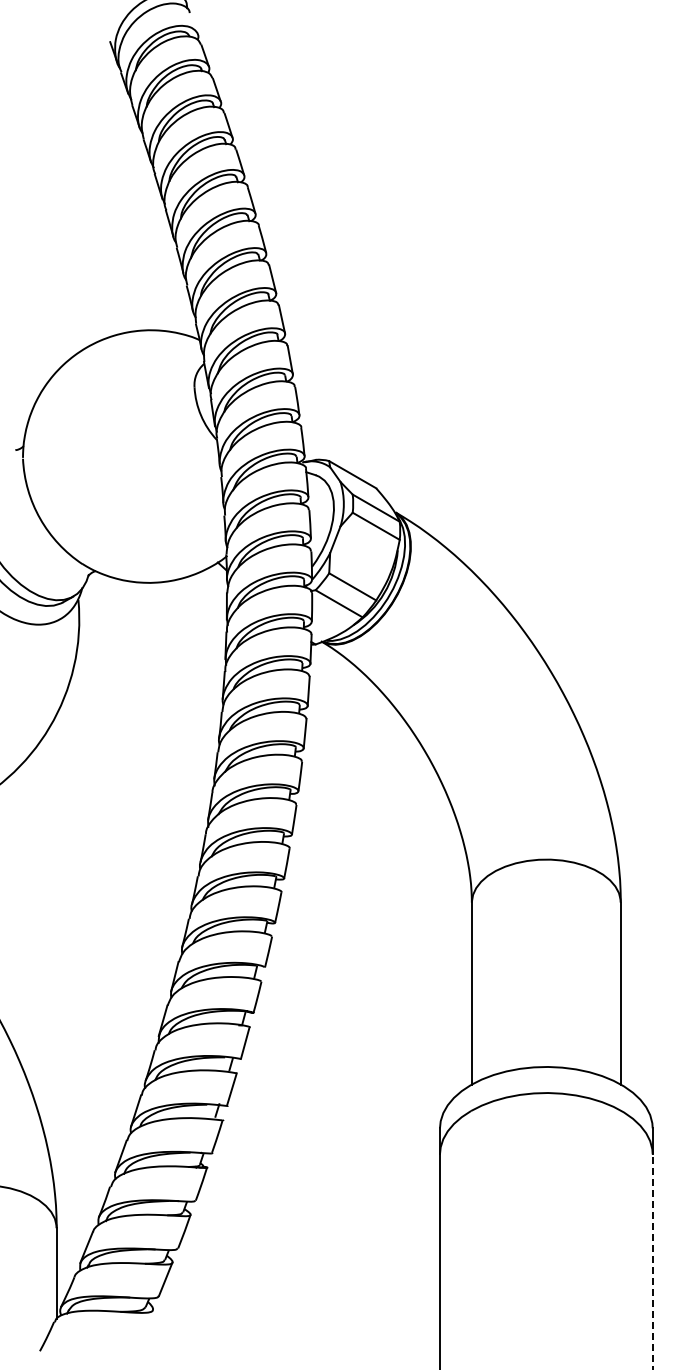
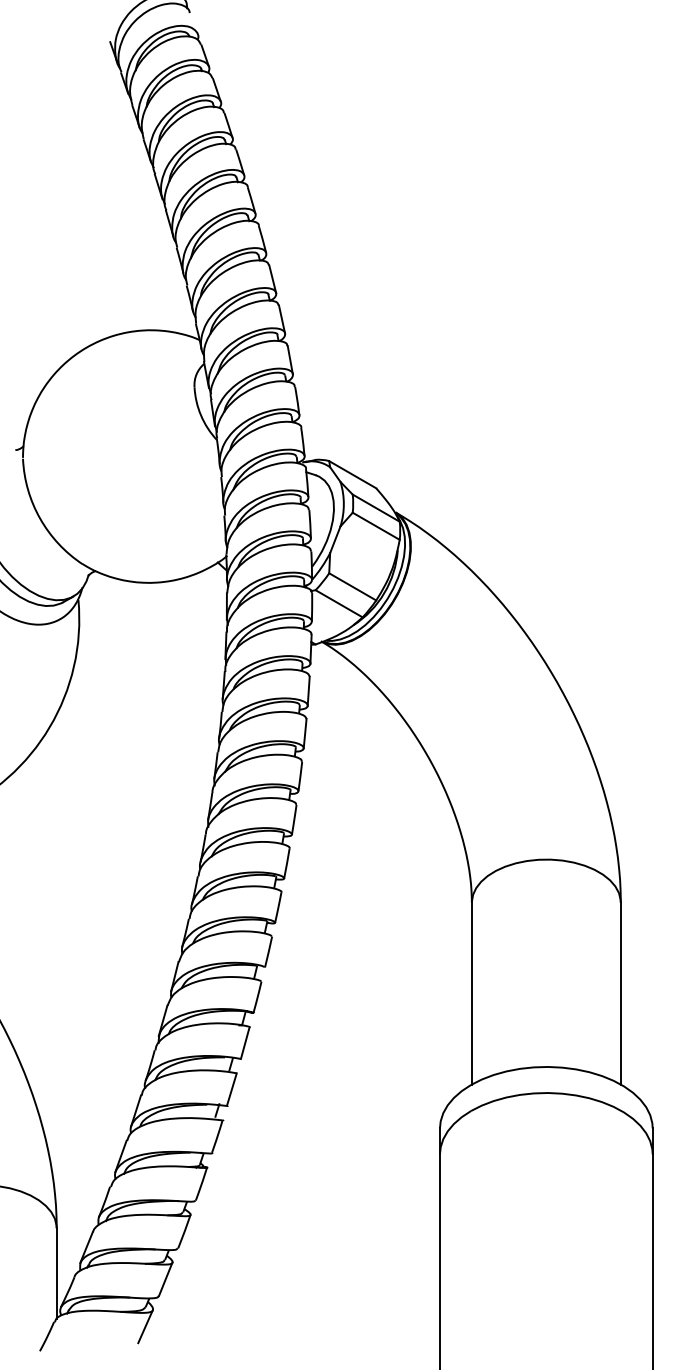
line: dashed -> solid (652, 1261)
line: none -> present (145, 1326)
